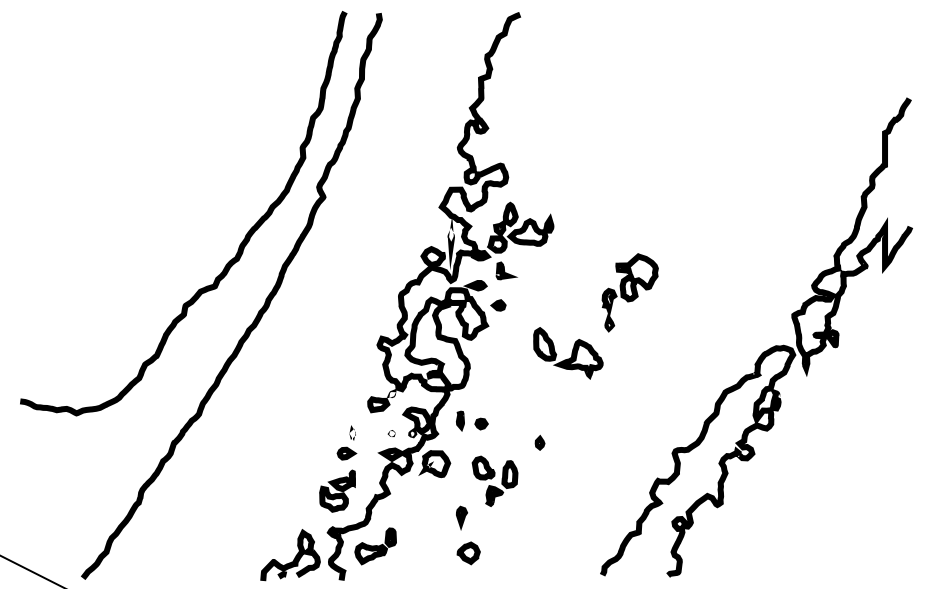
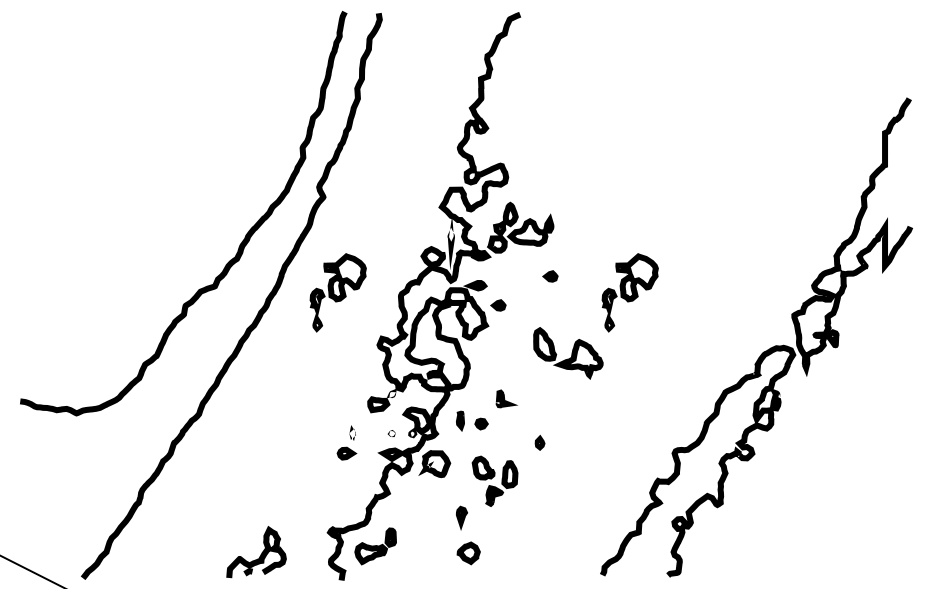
part position: (506, 270) -> (506, 398) (506, 398)
part: none -> present (550, 276)
part: none -> present (337, 292)
part: present -> none (337, 490)
part position: (290, 555) -> (256, 552) (256, 552)
